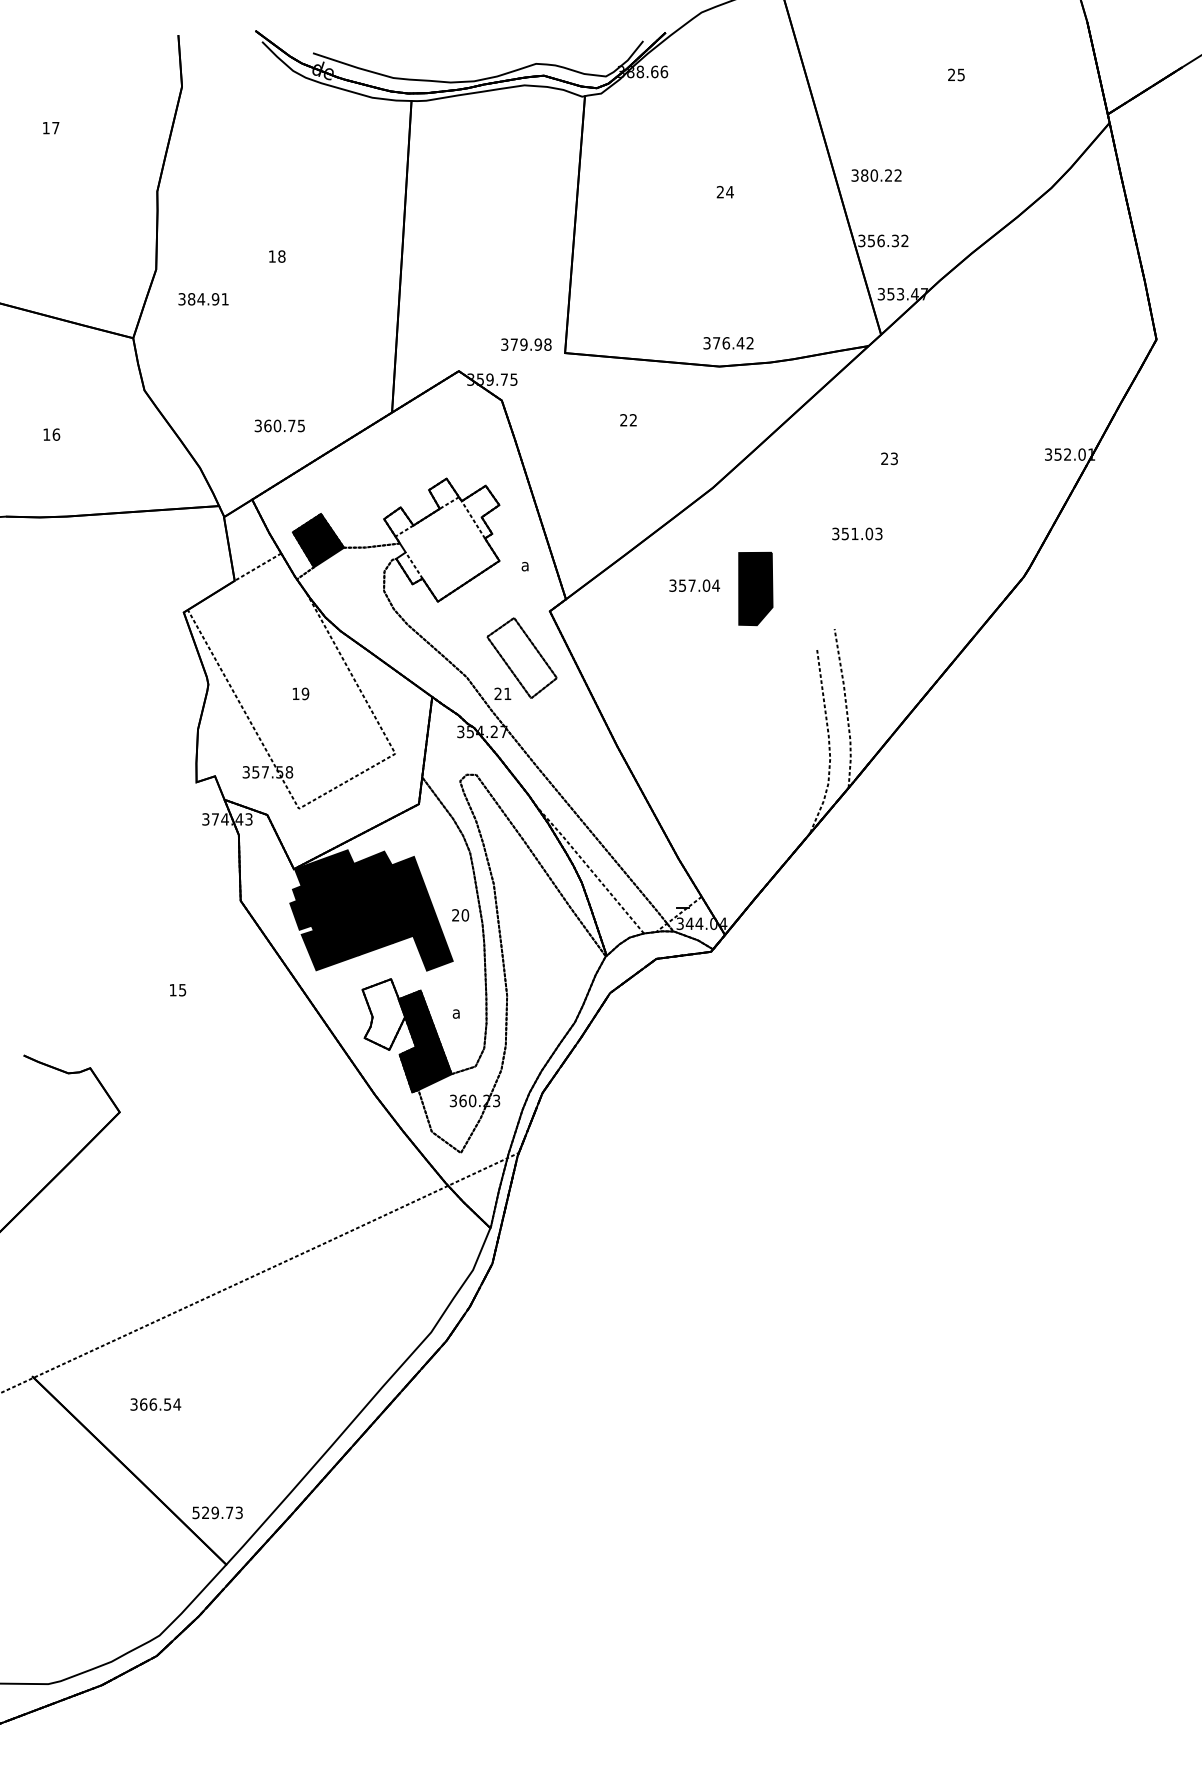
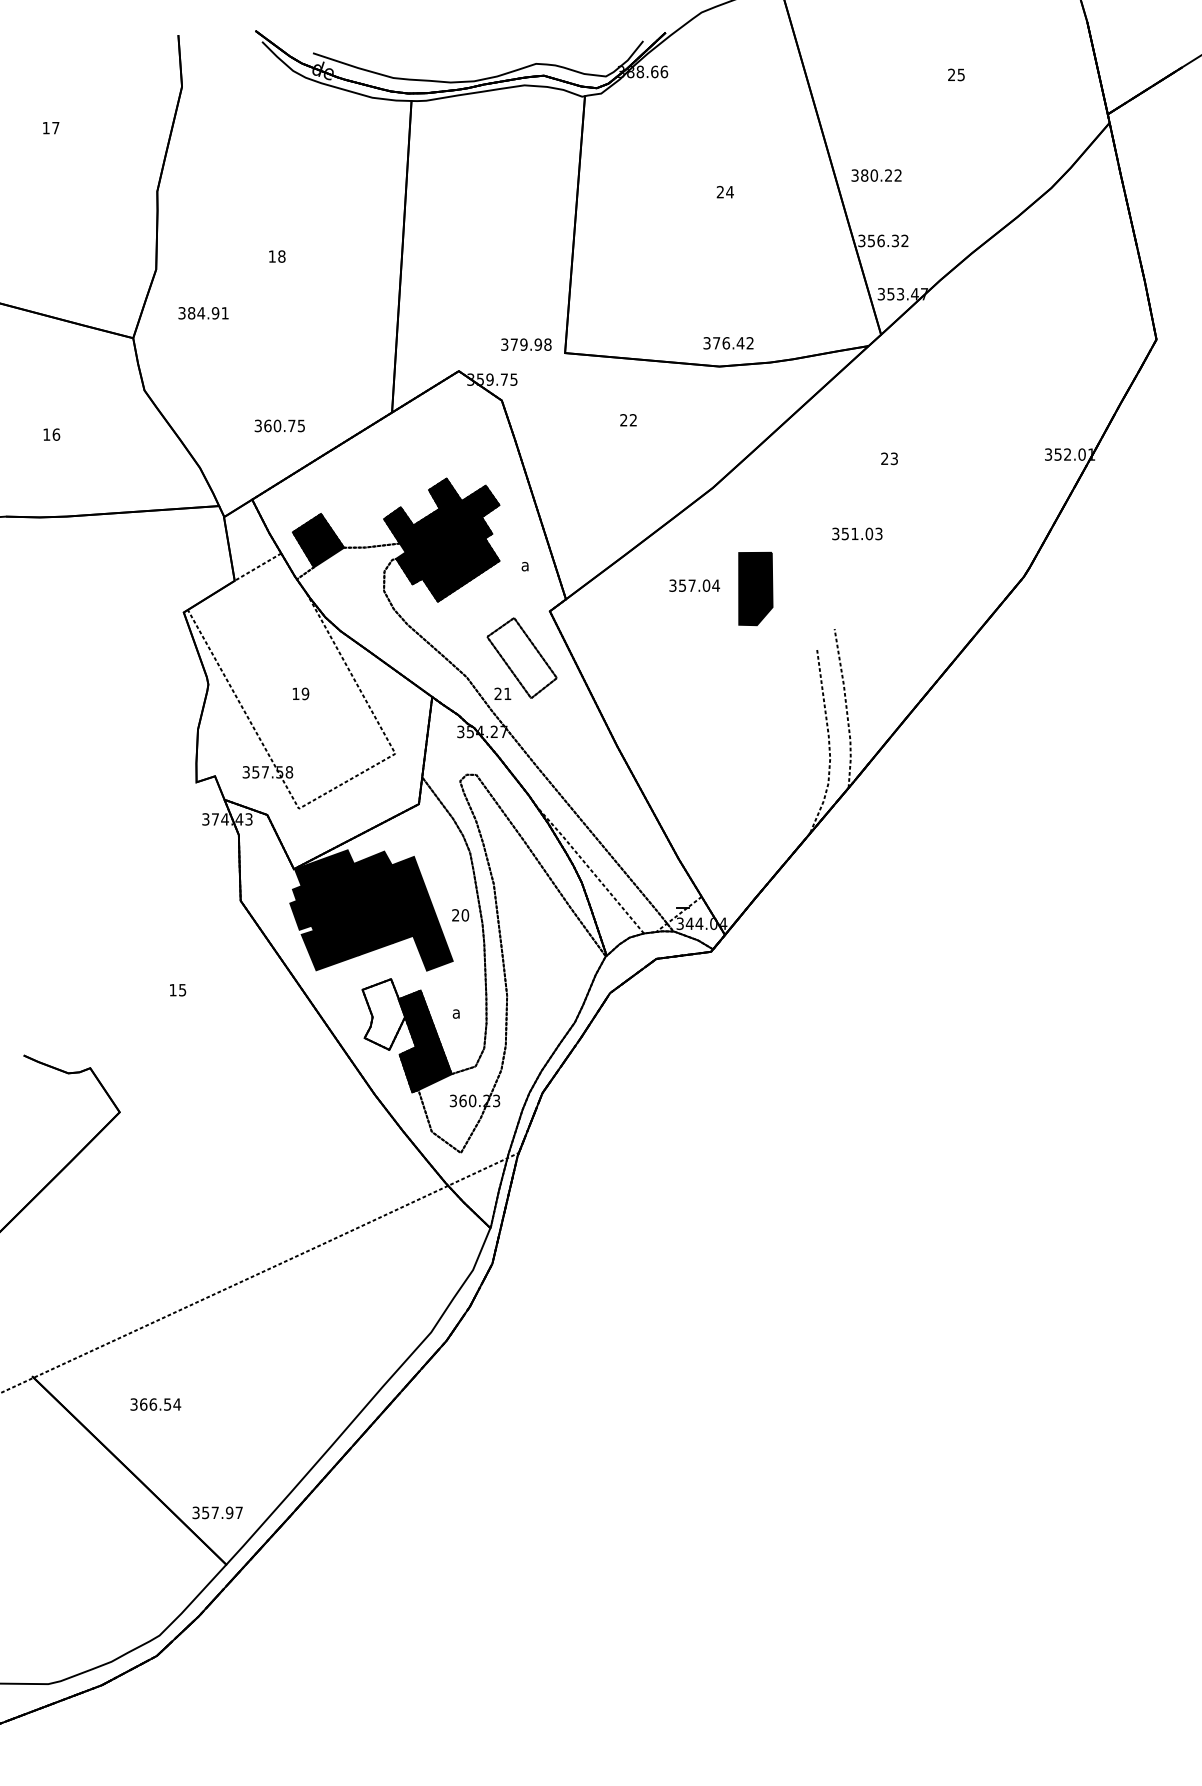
text position: (203, 299) -> (203, 313) (203, 313)
fill: none -> present (441, 539)
text: 529.73 -> 357.97 (217, 1512)
